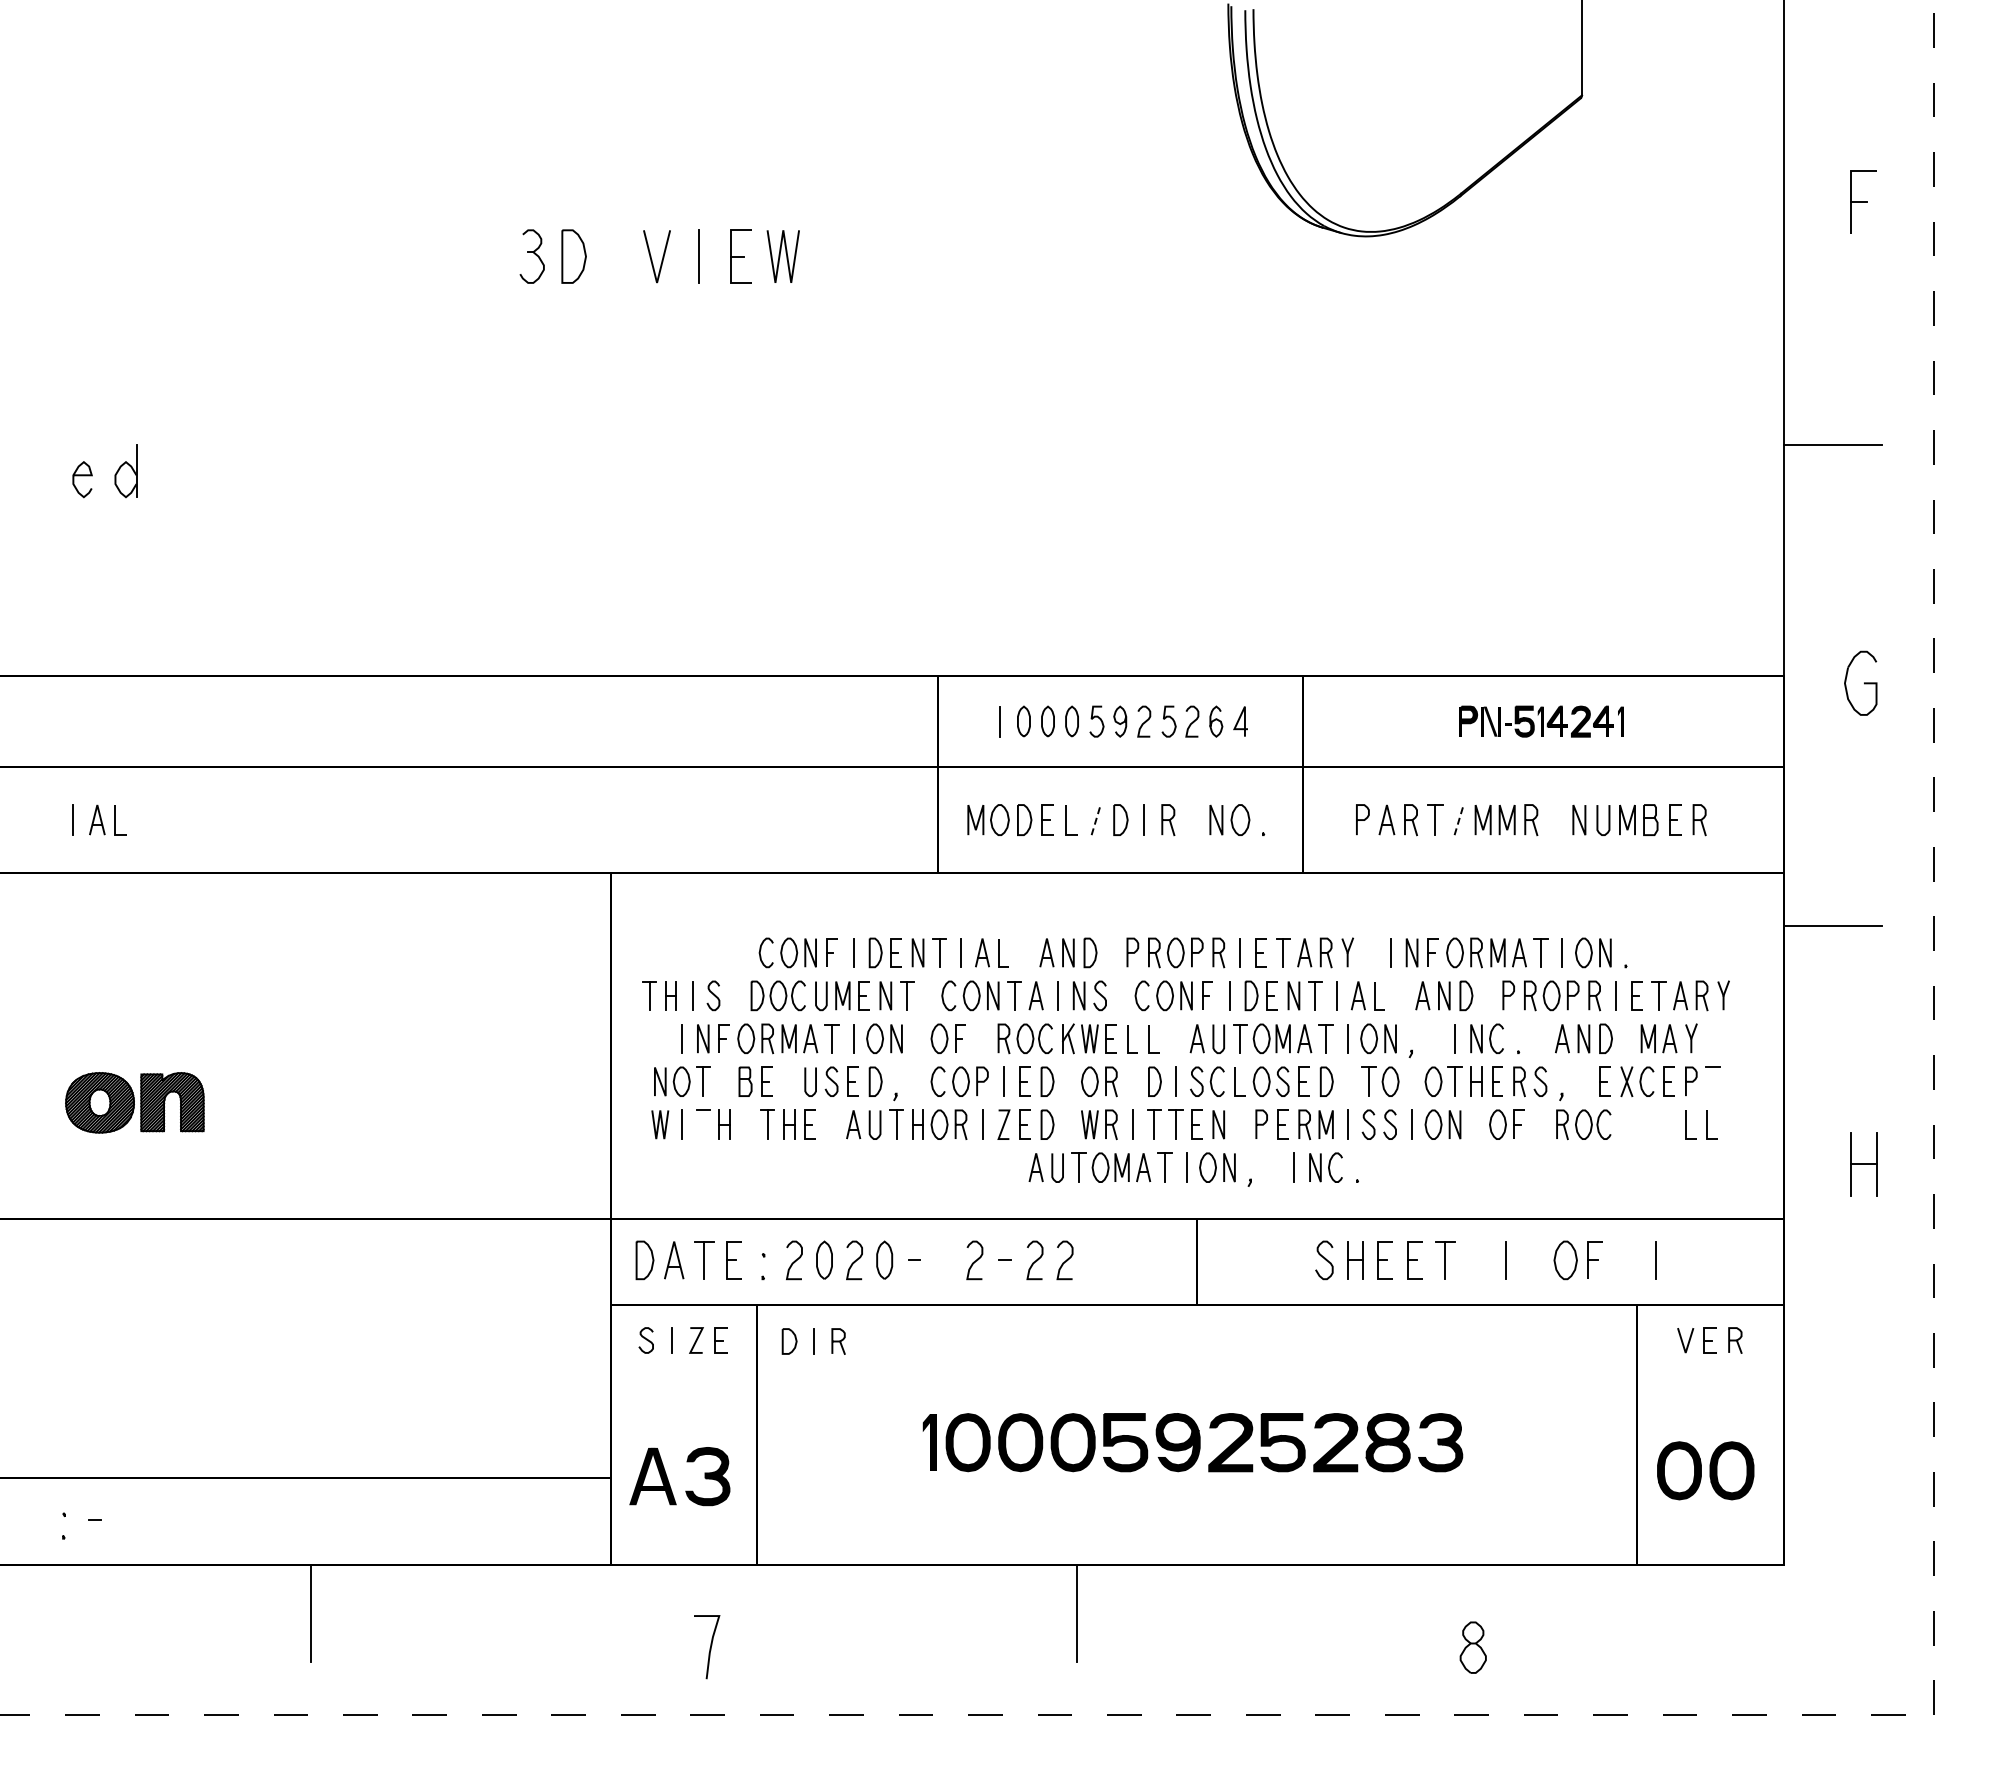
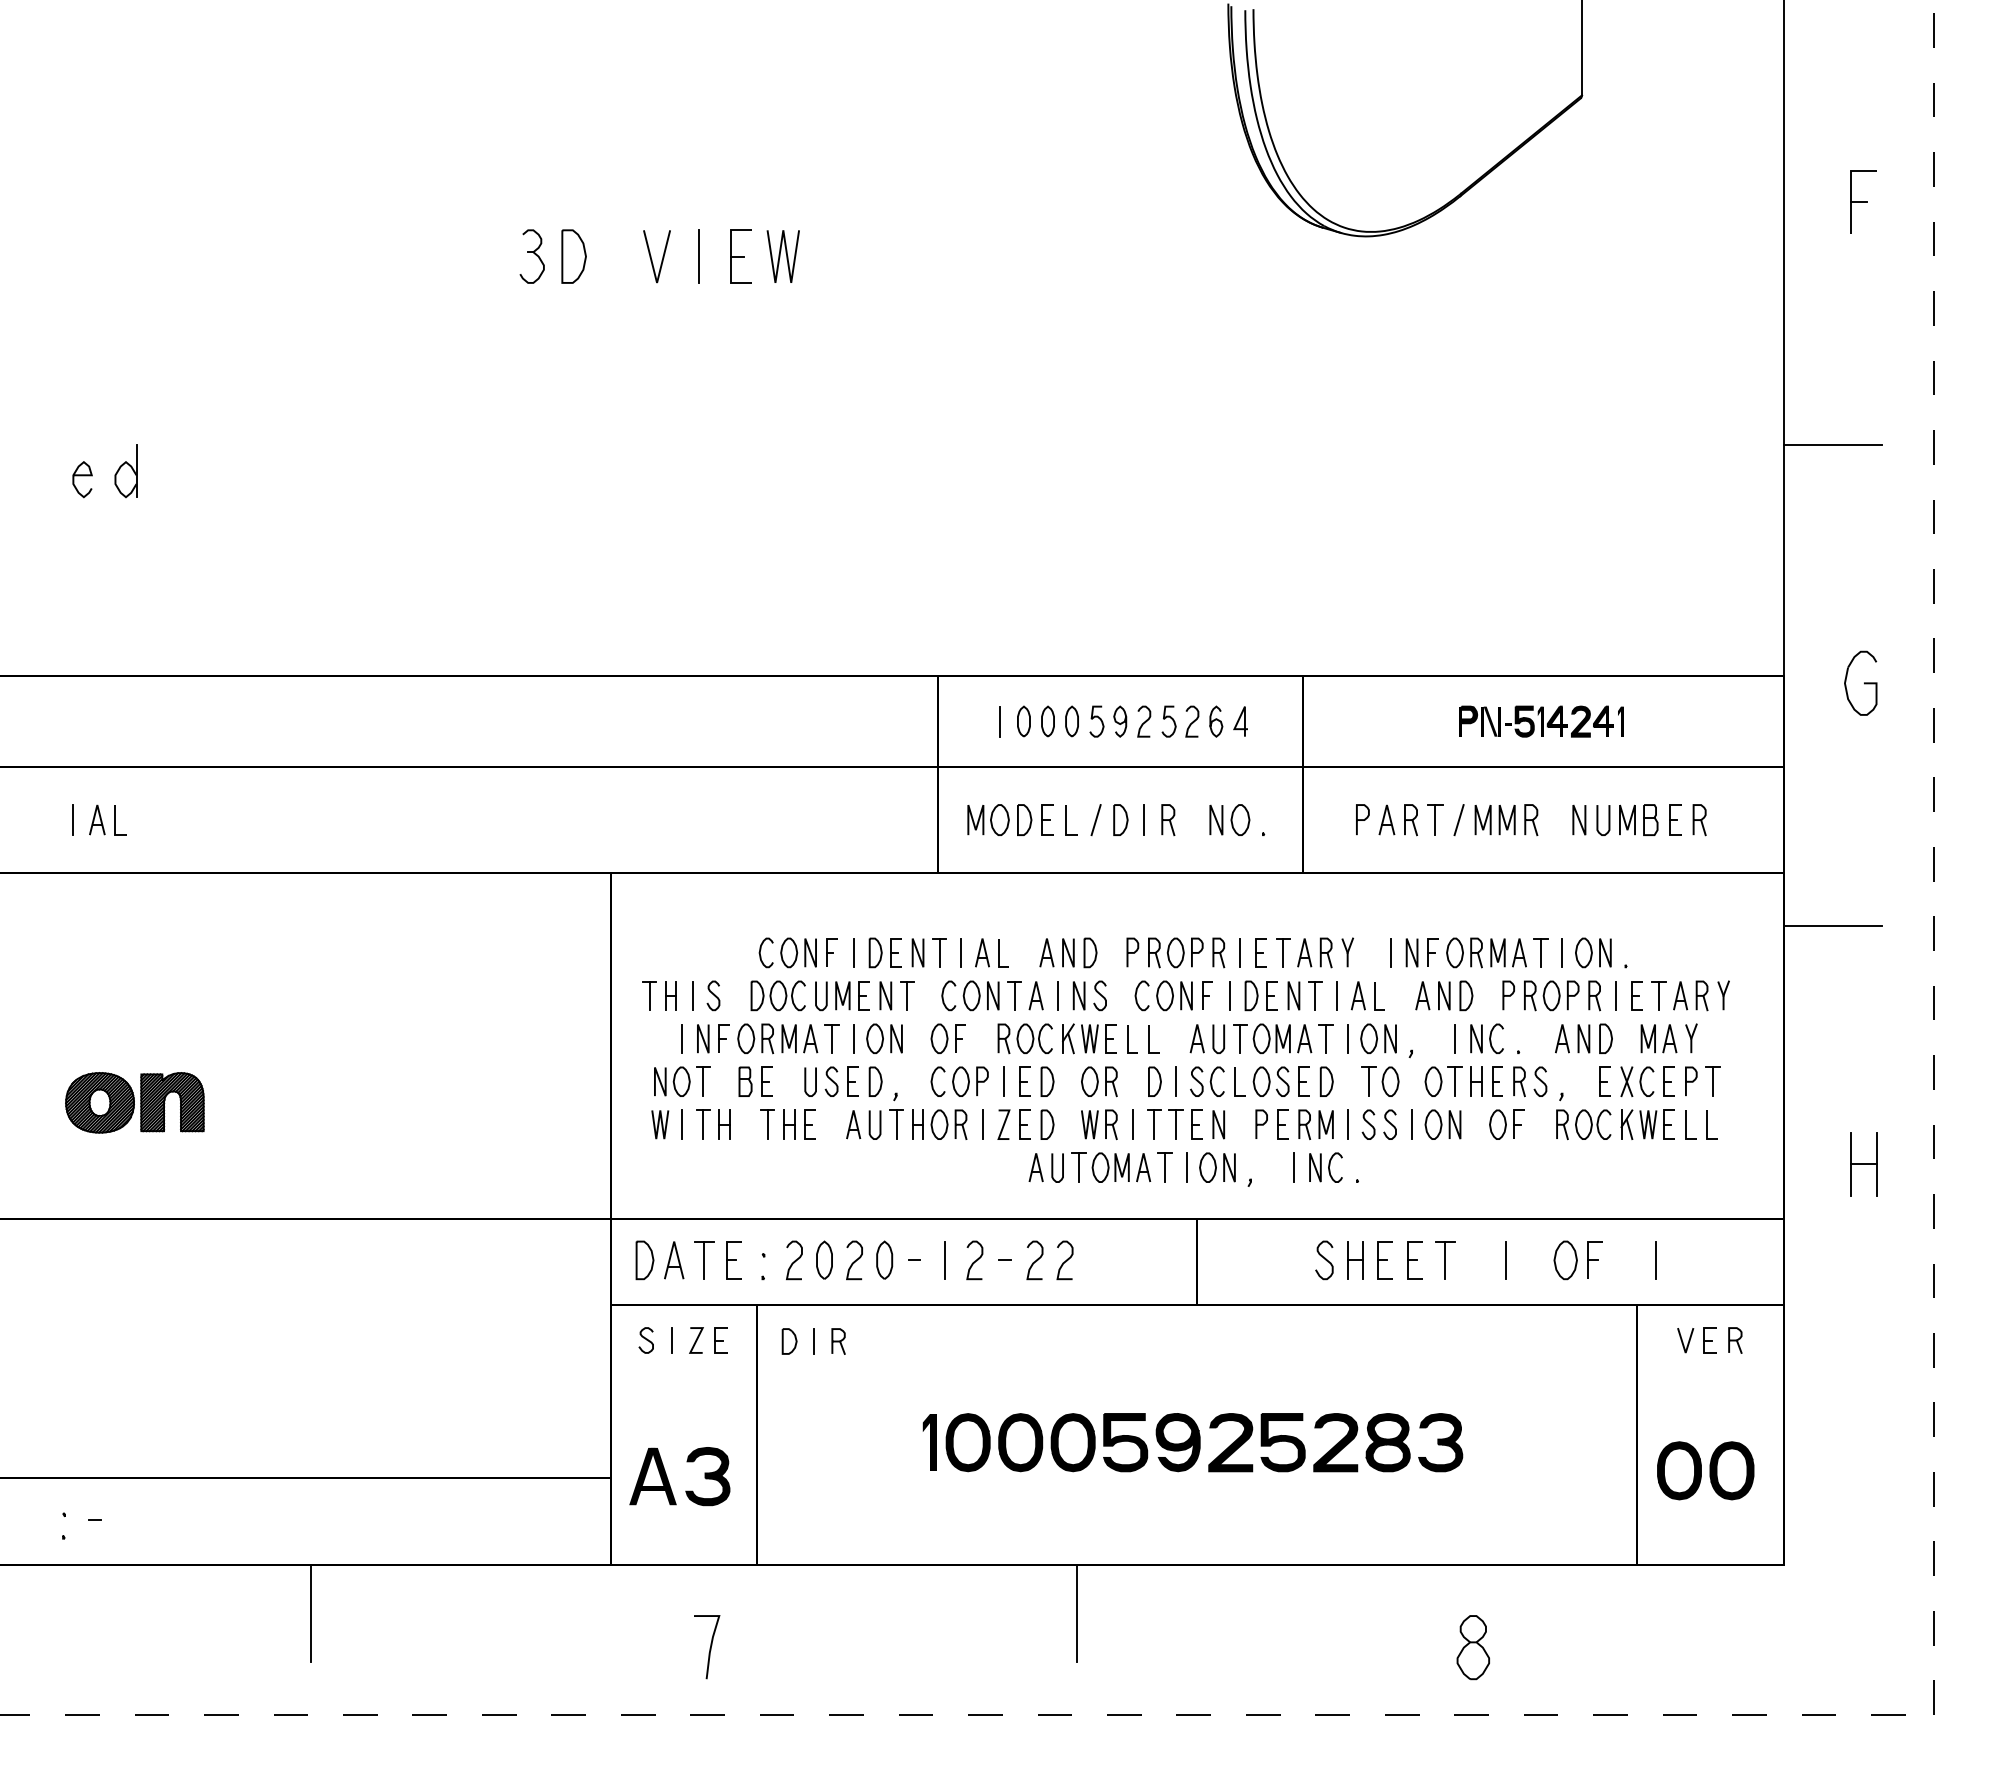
line: dashed -> solid (1096, 820)
line: dashed -> solid (1459, 820)
line: none -> present (1712, 1081)
line: none -> present (703, 1124)
part: none -> present (1647, 1124)
line: none -> present (944, 1260)
part size: 28x53 px -> 34x66 px (1472, 1647)
